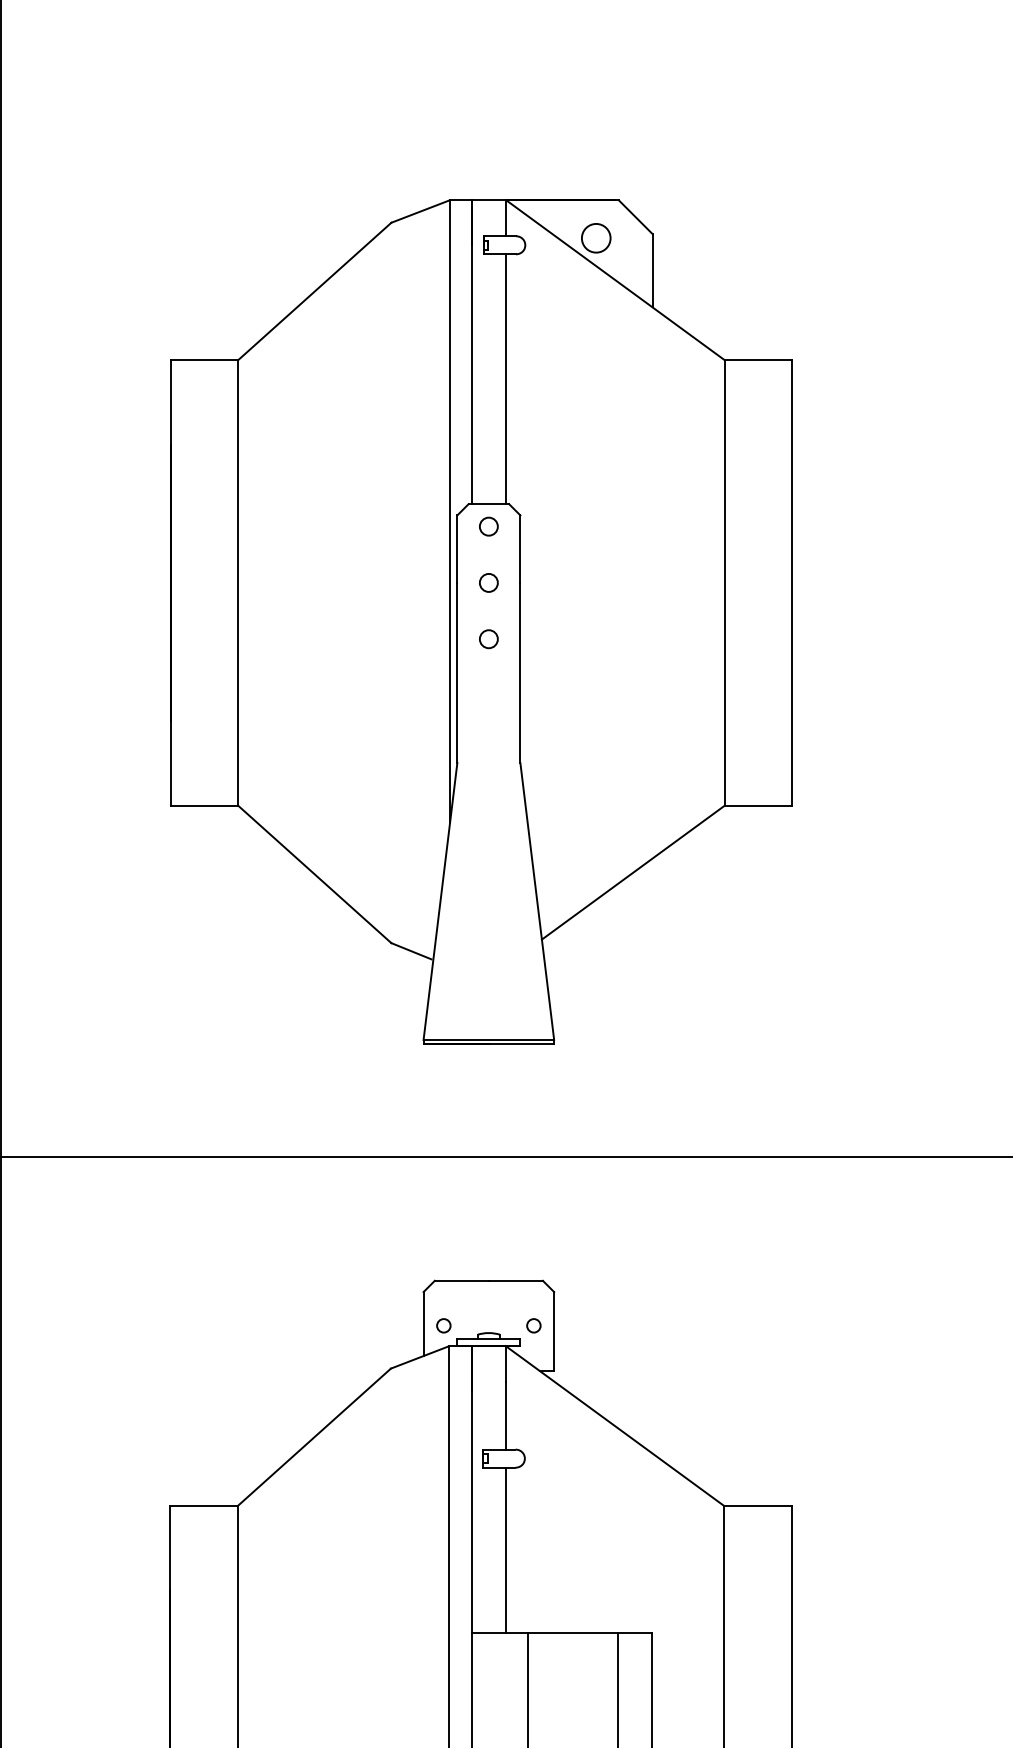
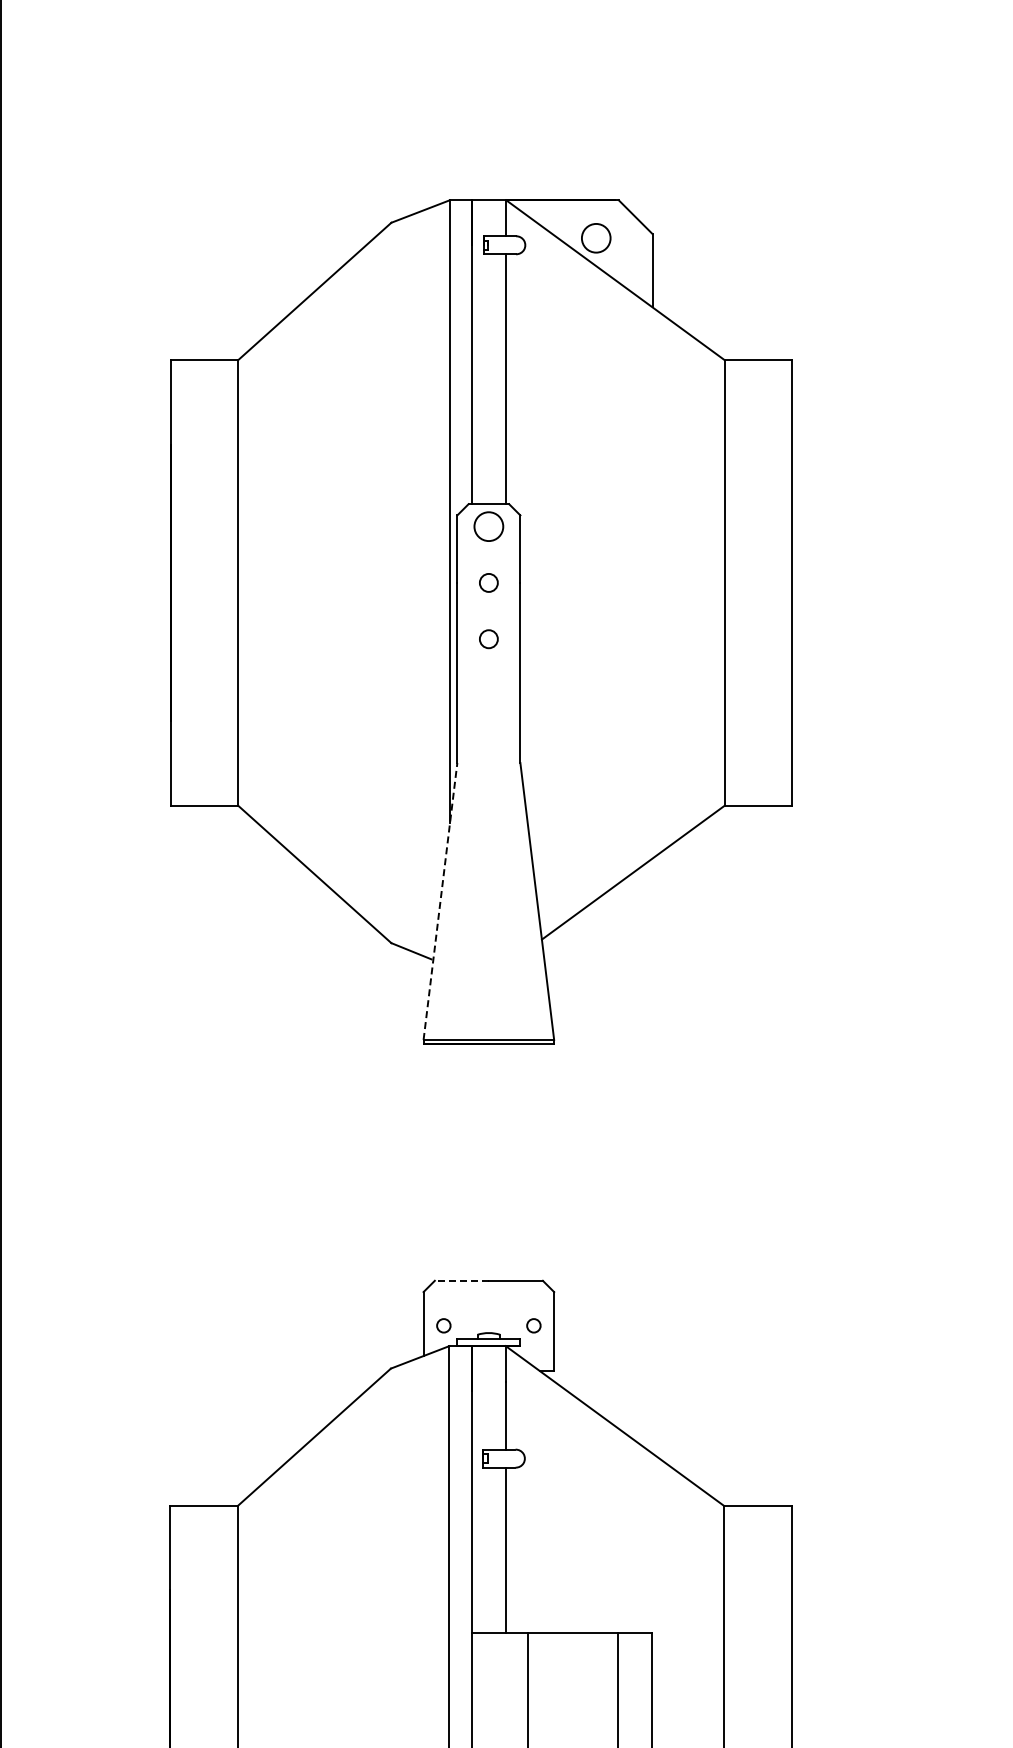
circle diameter: 18 px -> 29 px (488, 526)
line: solid -> dashed (440, 900)
line: present -> none (505, 1157)
line: solid -> dashed (461, 1280)
